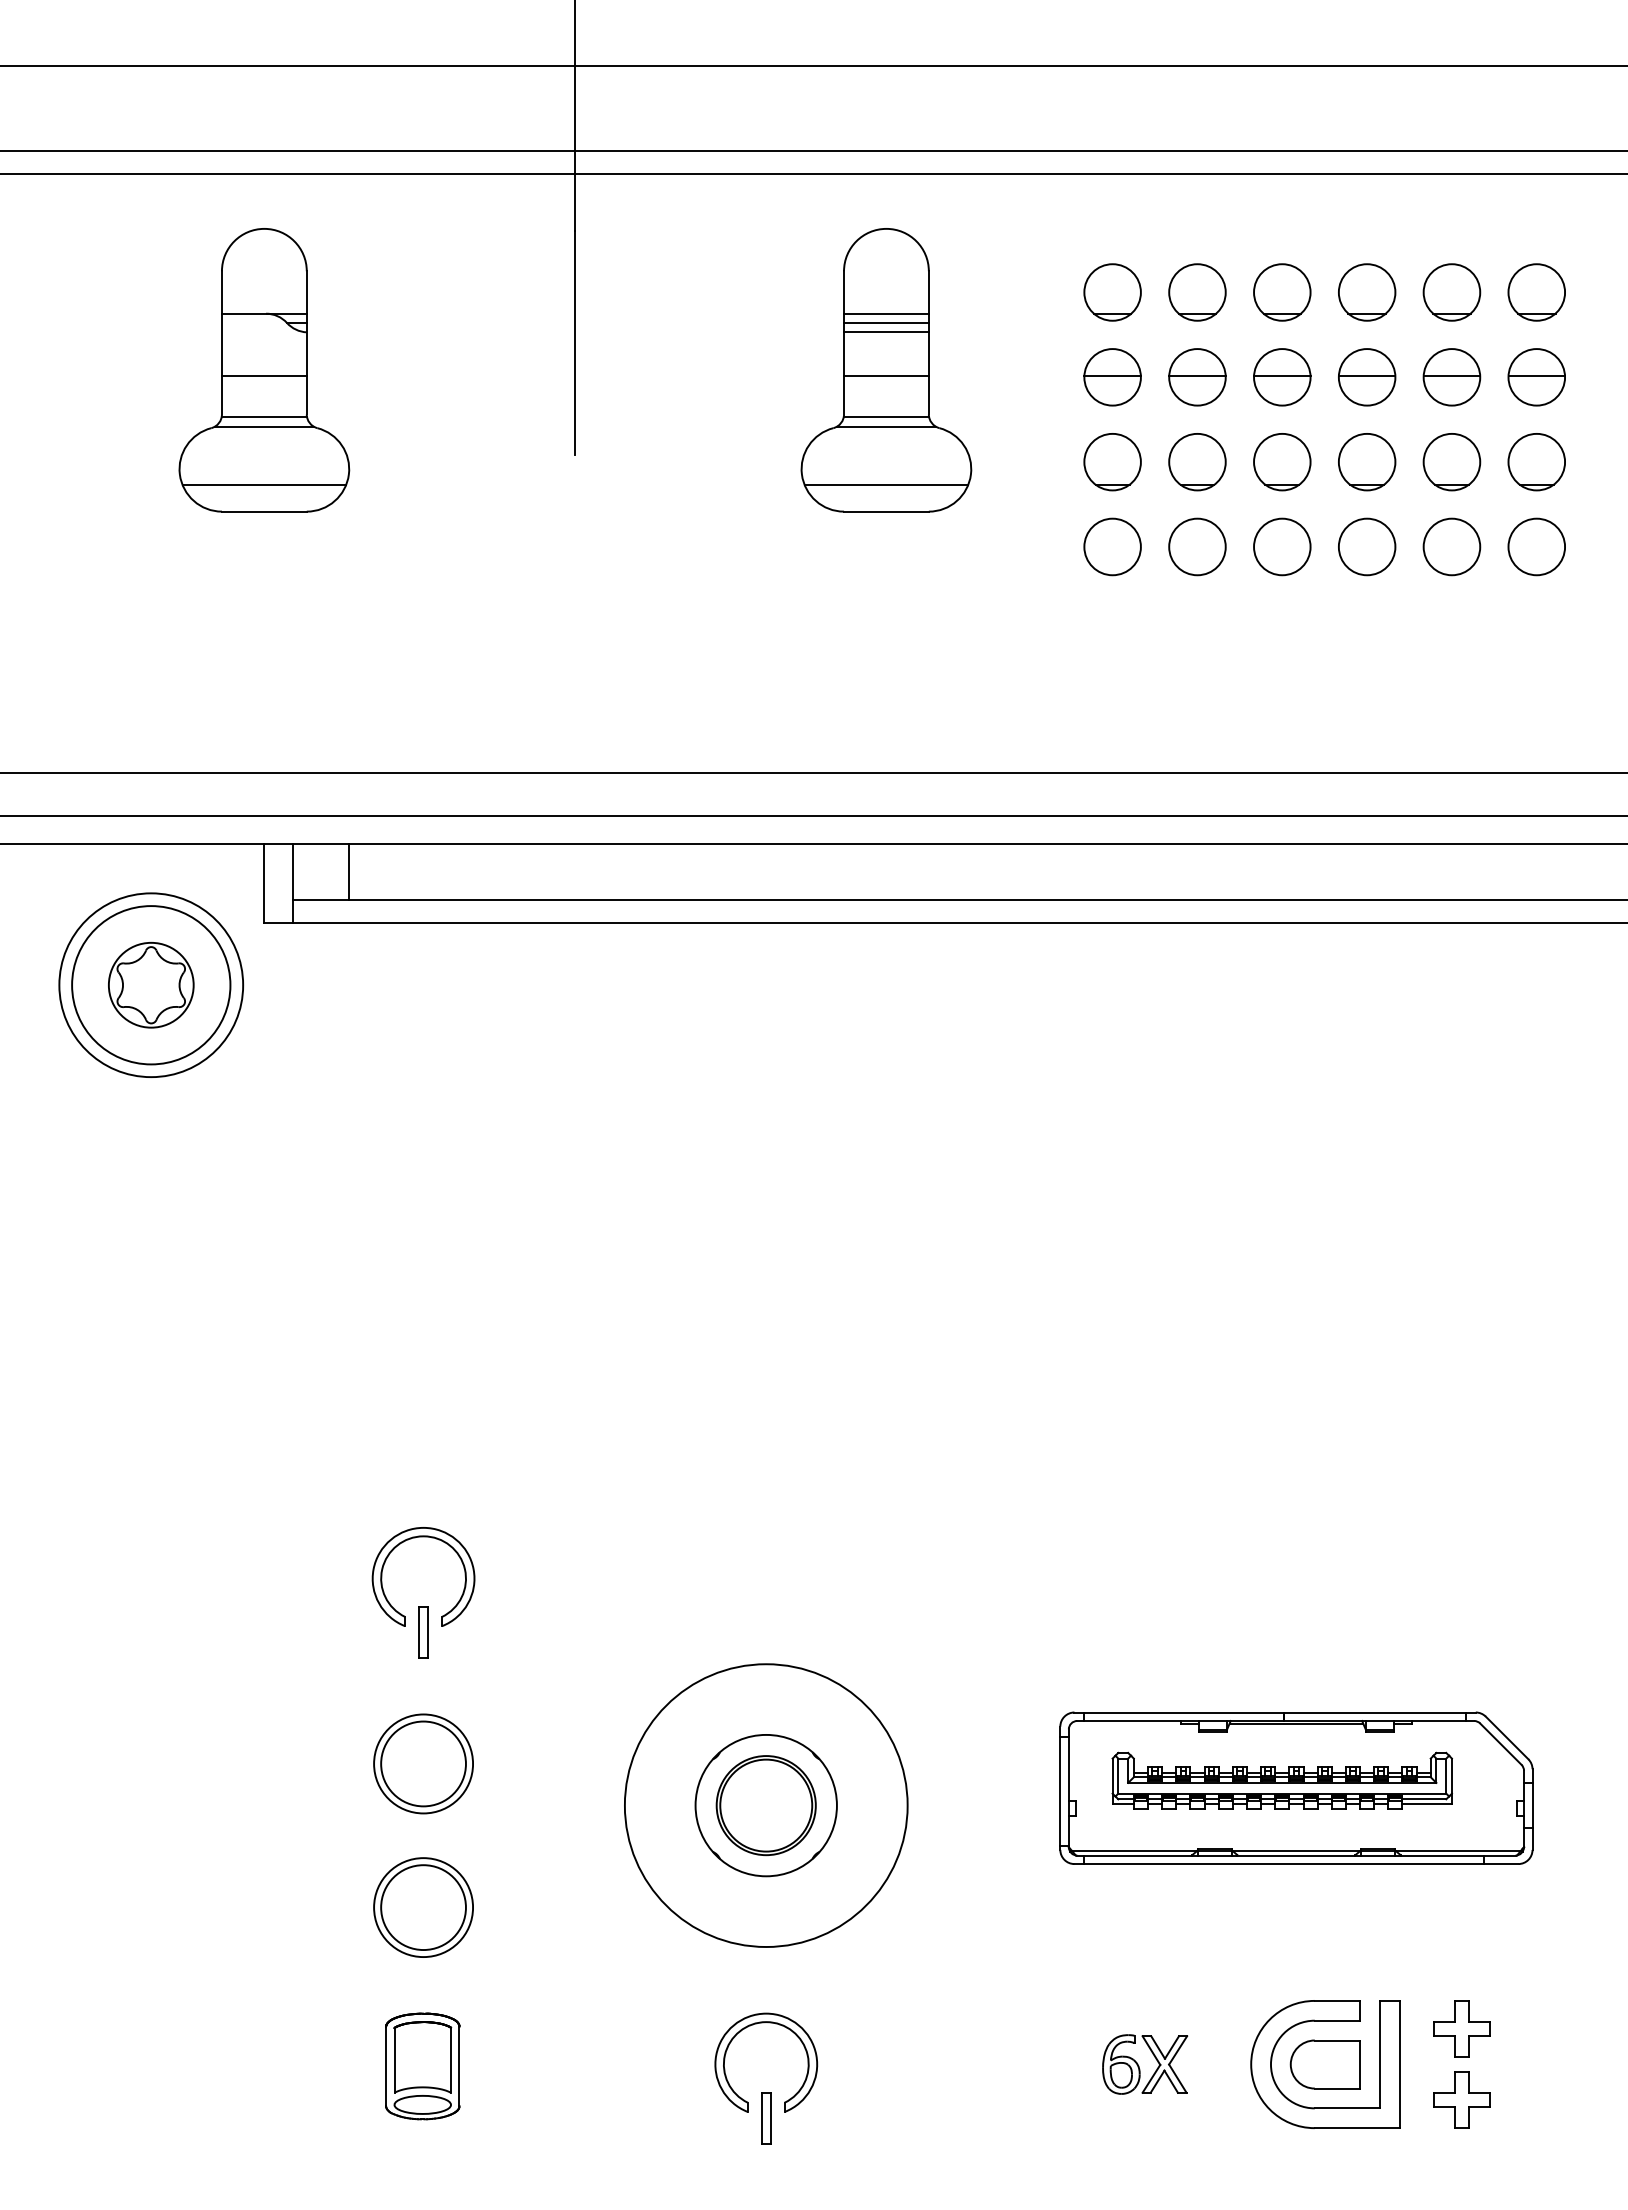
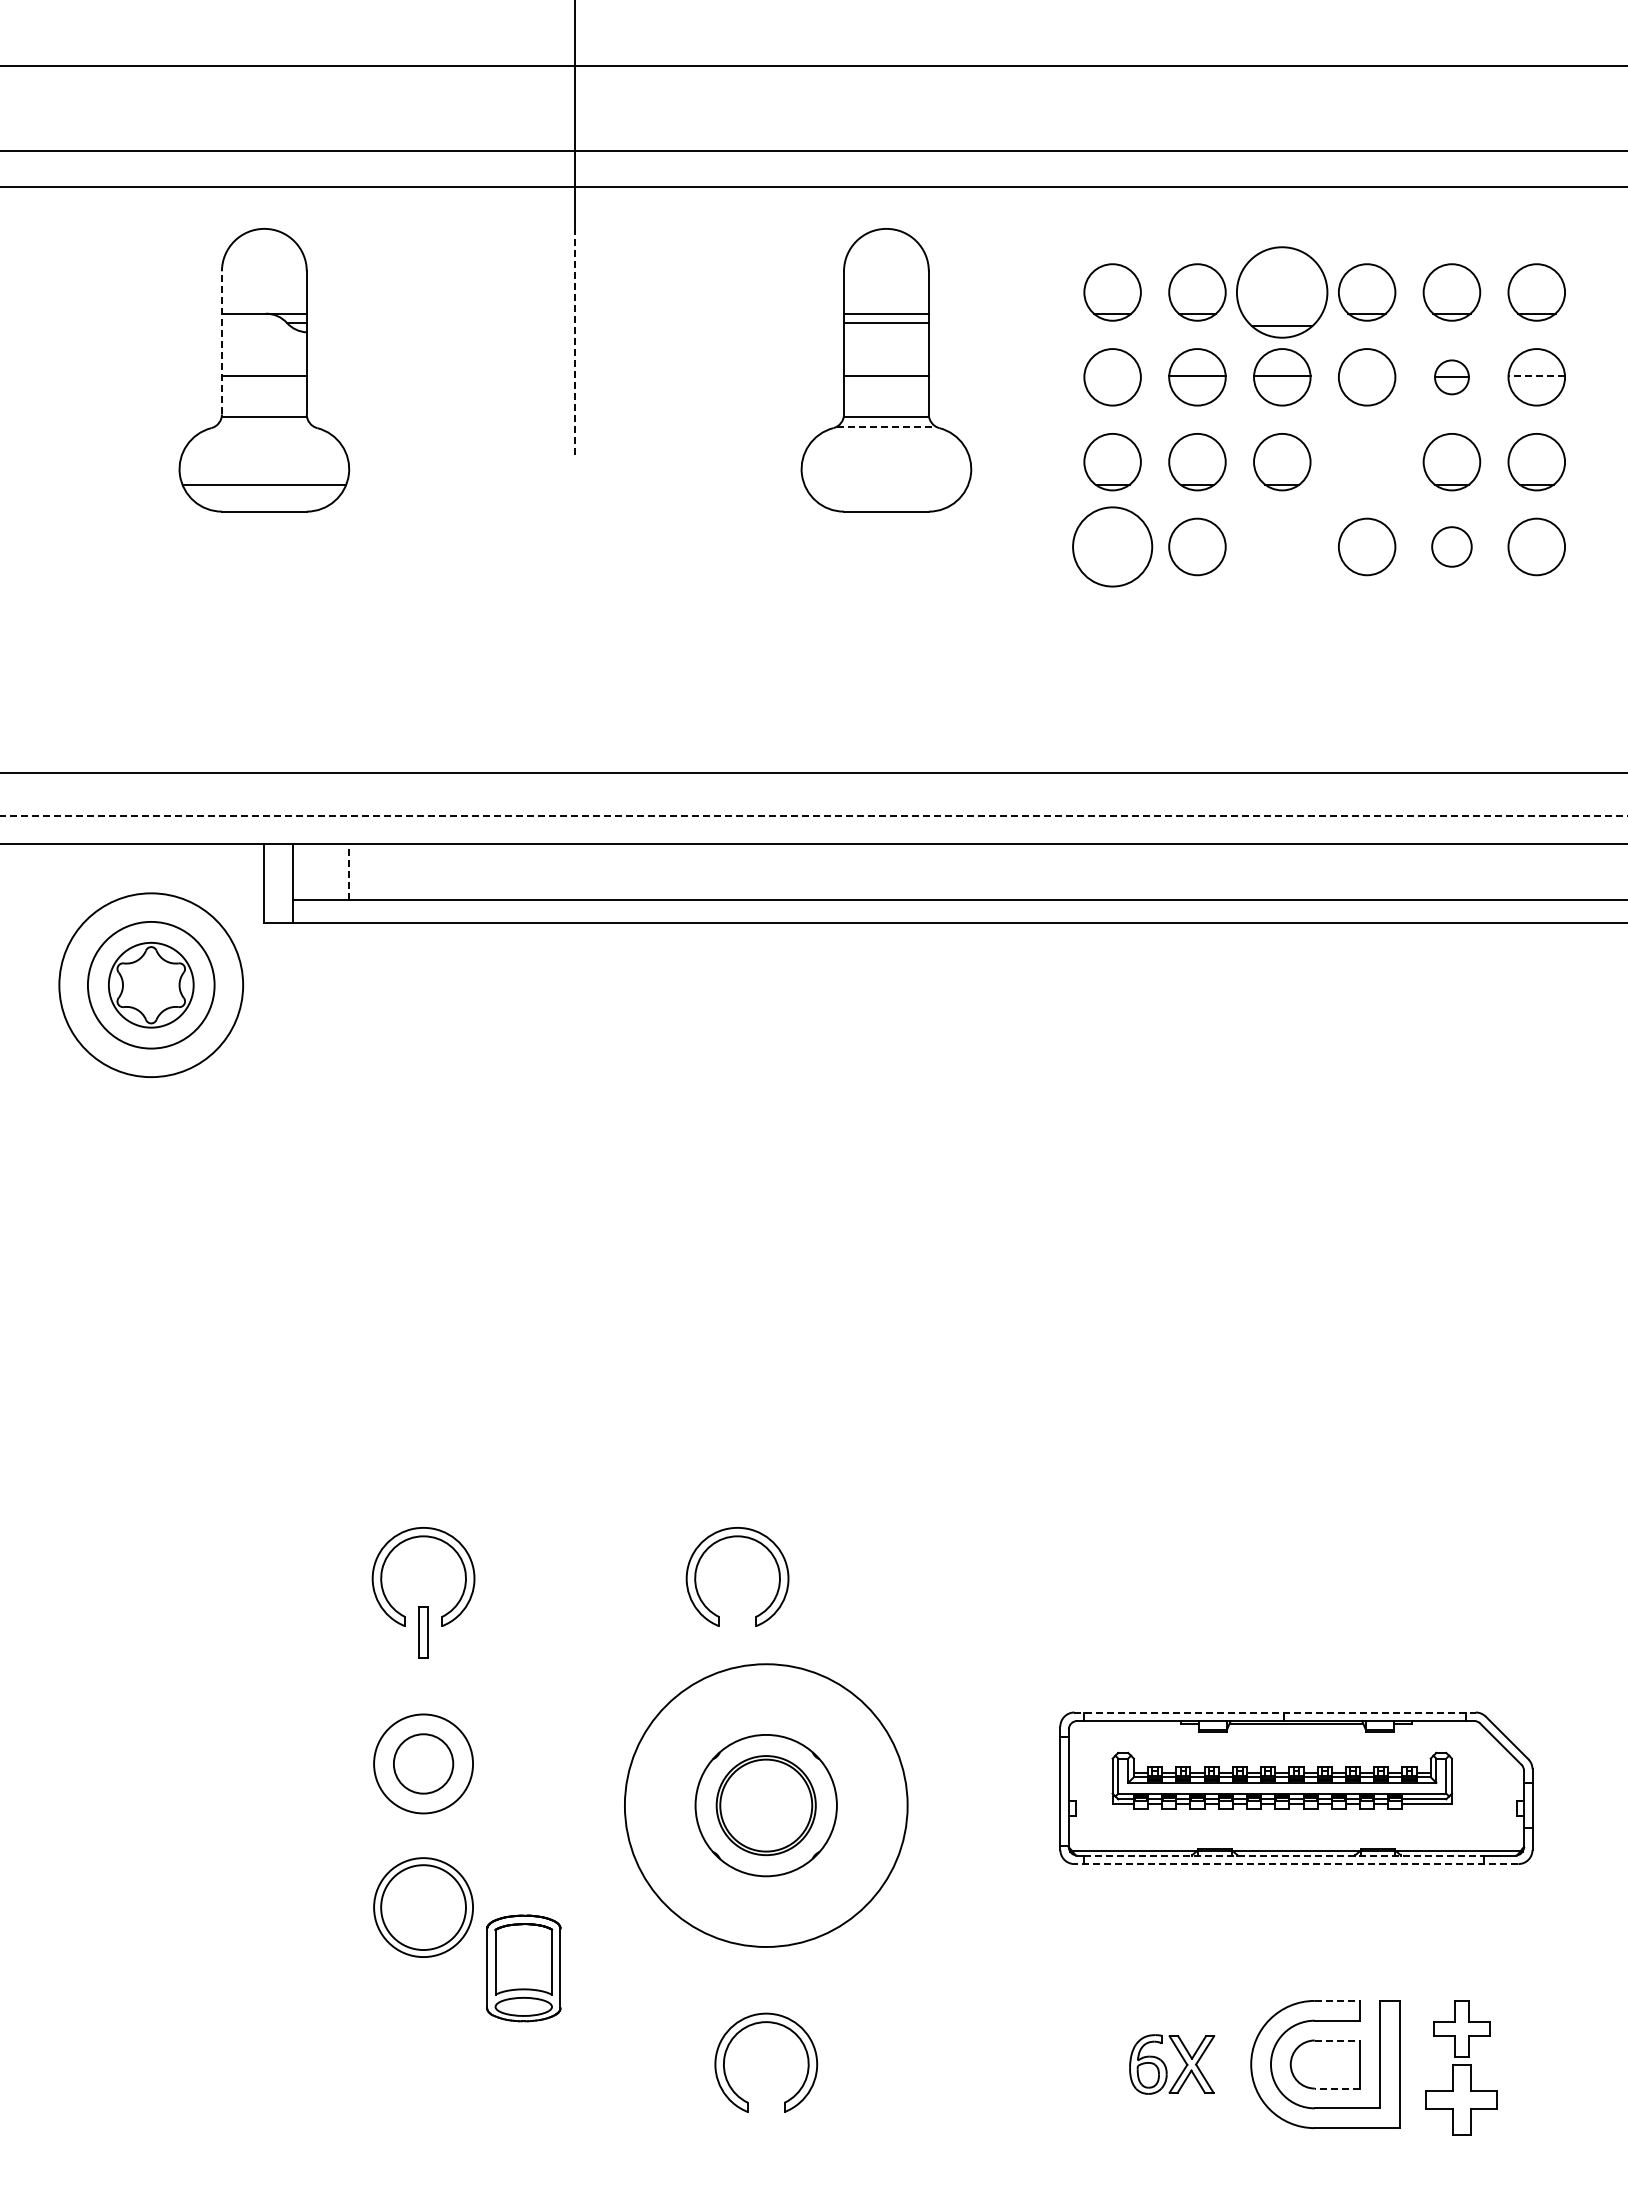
line position: (813, 173) -> (813, 186) (813, 186)
part size: 59x59 px -> 93x93 px (1282, 292)
line: present -> none (886, 332)
line: solid -> dashed (221, 342)
line: solid -> dashed (575, 342)
line: present -> none (1112, 375)
line: present -> none (1366, 375)
line: solid -> dashed (1536, 375)
part size: 60x59 px -> 36x37 px (1451, 377)
line: present -> none (264, 426)
line: solid -> dashed (886, 426)
part: present -> none (1367, 462)
line: present -> none (886, 484)
circle diameter: 57 px -> 79 px (1112, 546)
circle: present -> none (1282, 546)
circle diameter: 57 px -> 40 px (1451, 546)
line: solid -> dashed (812, 815)
line: solid -> dashed (349, 871)
circle diameter: 158 px -> 127 px (150, 984)
part: none -> present (729, 1538)
line: solid -> dashed (1275, 1712)
circle diameter: 85 px -> 59 px (423, 1763)
line: solid -> dashed (1284, 1855)
line: solid -> dashed (1296, 1864)
line: solid -> dashed (1337, 2000)
line: solid -> dashed (1337, 2040)
part position: (422, 2066) -> (523, 1968) (523, 1968)
part position: (1139, 2066) -> (1166, 2066) (1166, 2066)
line: solid -> dashed (1337, 2088)
part size: 58x58 px -> 73x72 px (1461, 2099)
part: present -> none (766, 2118)
